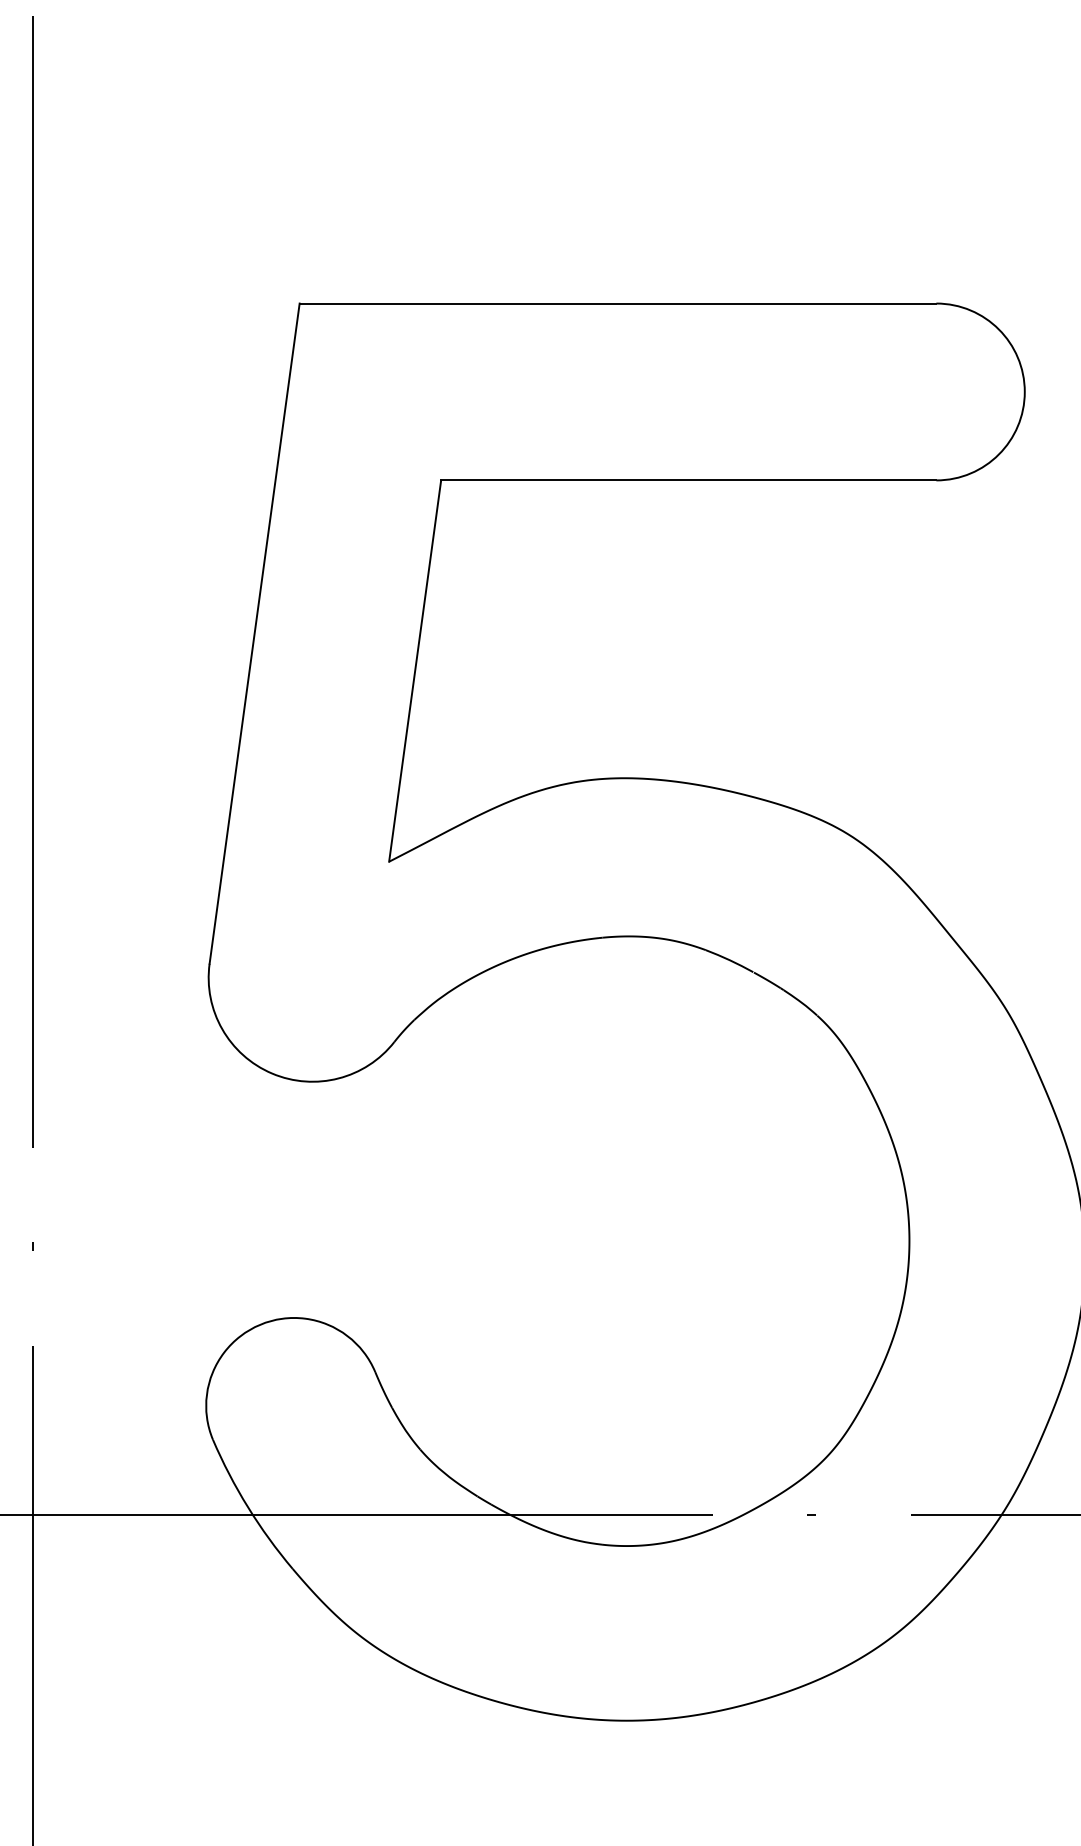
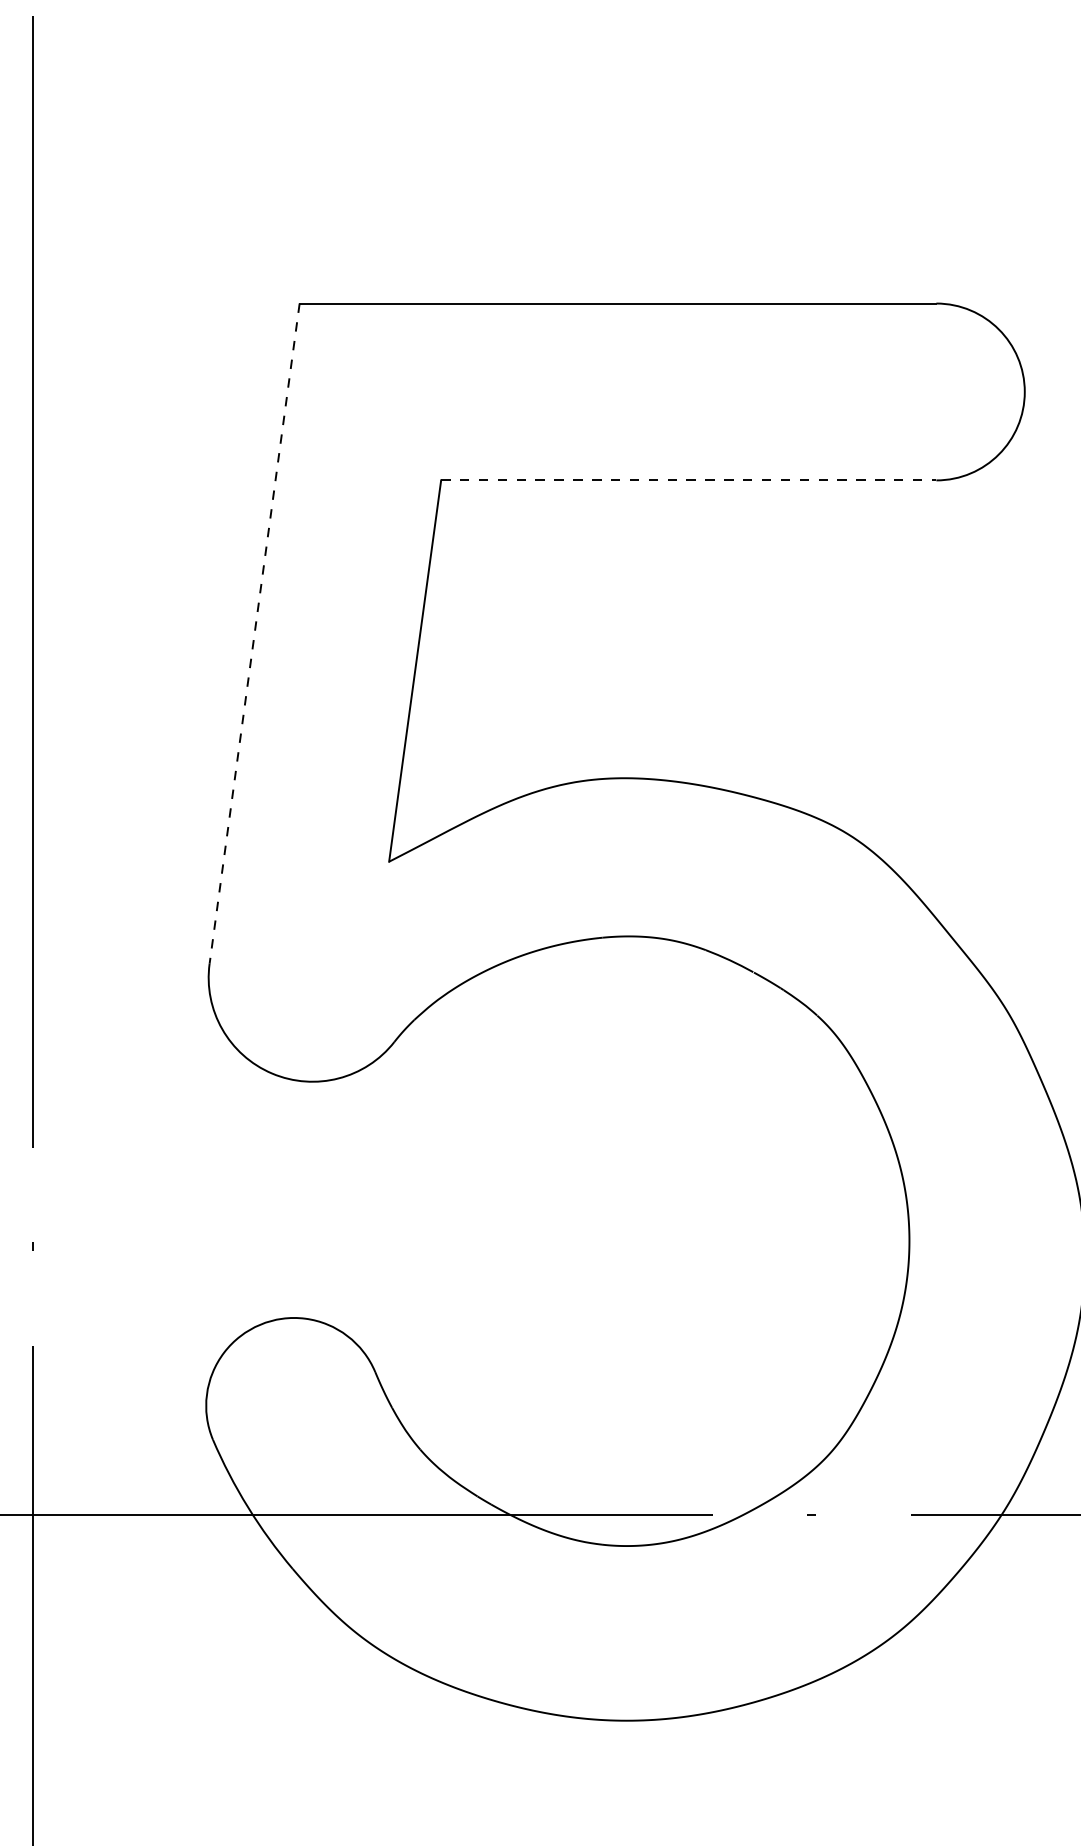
line: solid -> dashed (688, 480)
line: solid -> dashed (254, 634)
